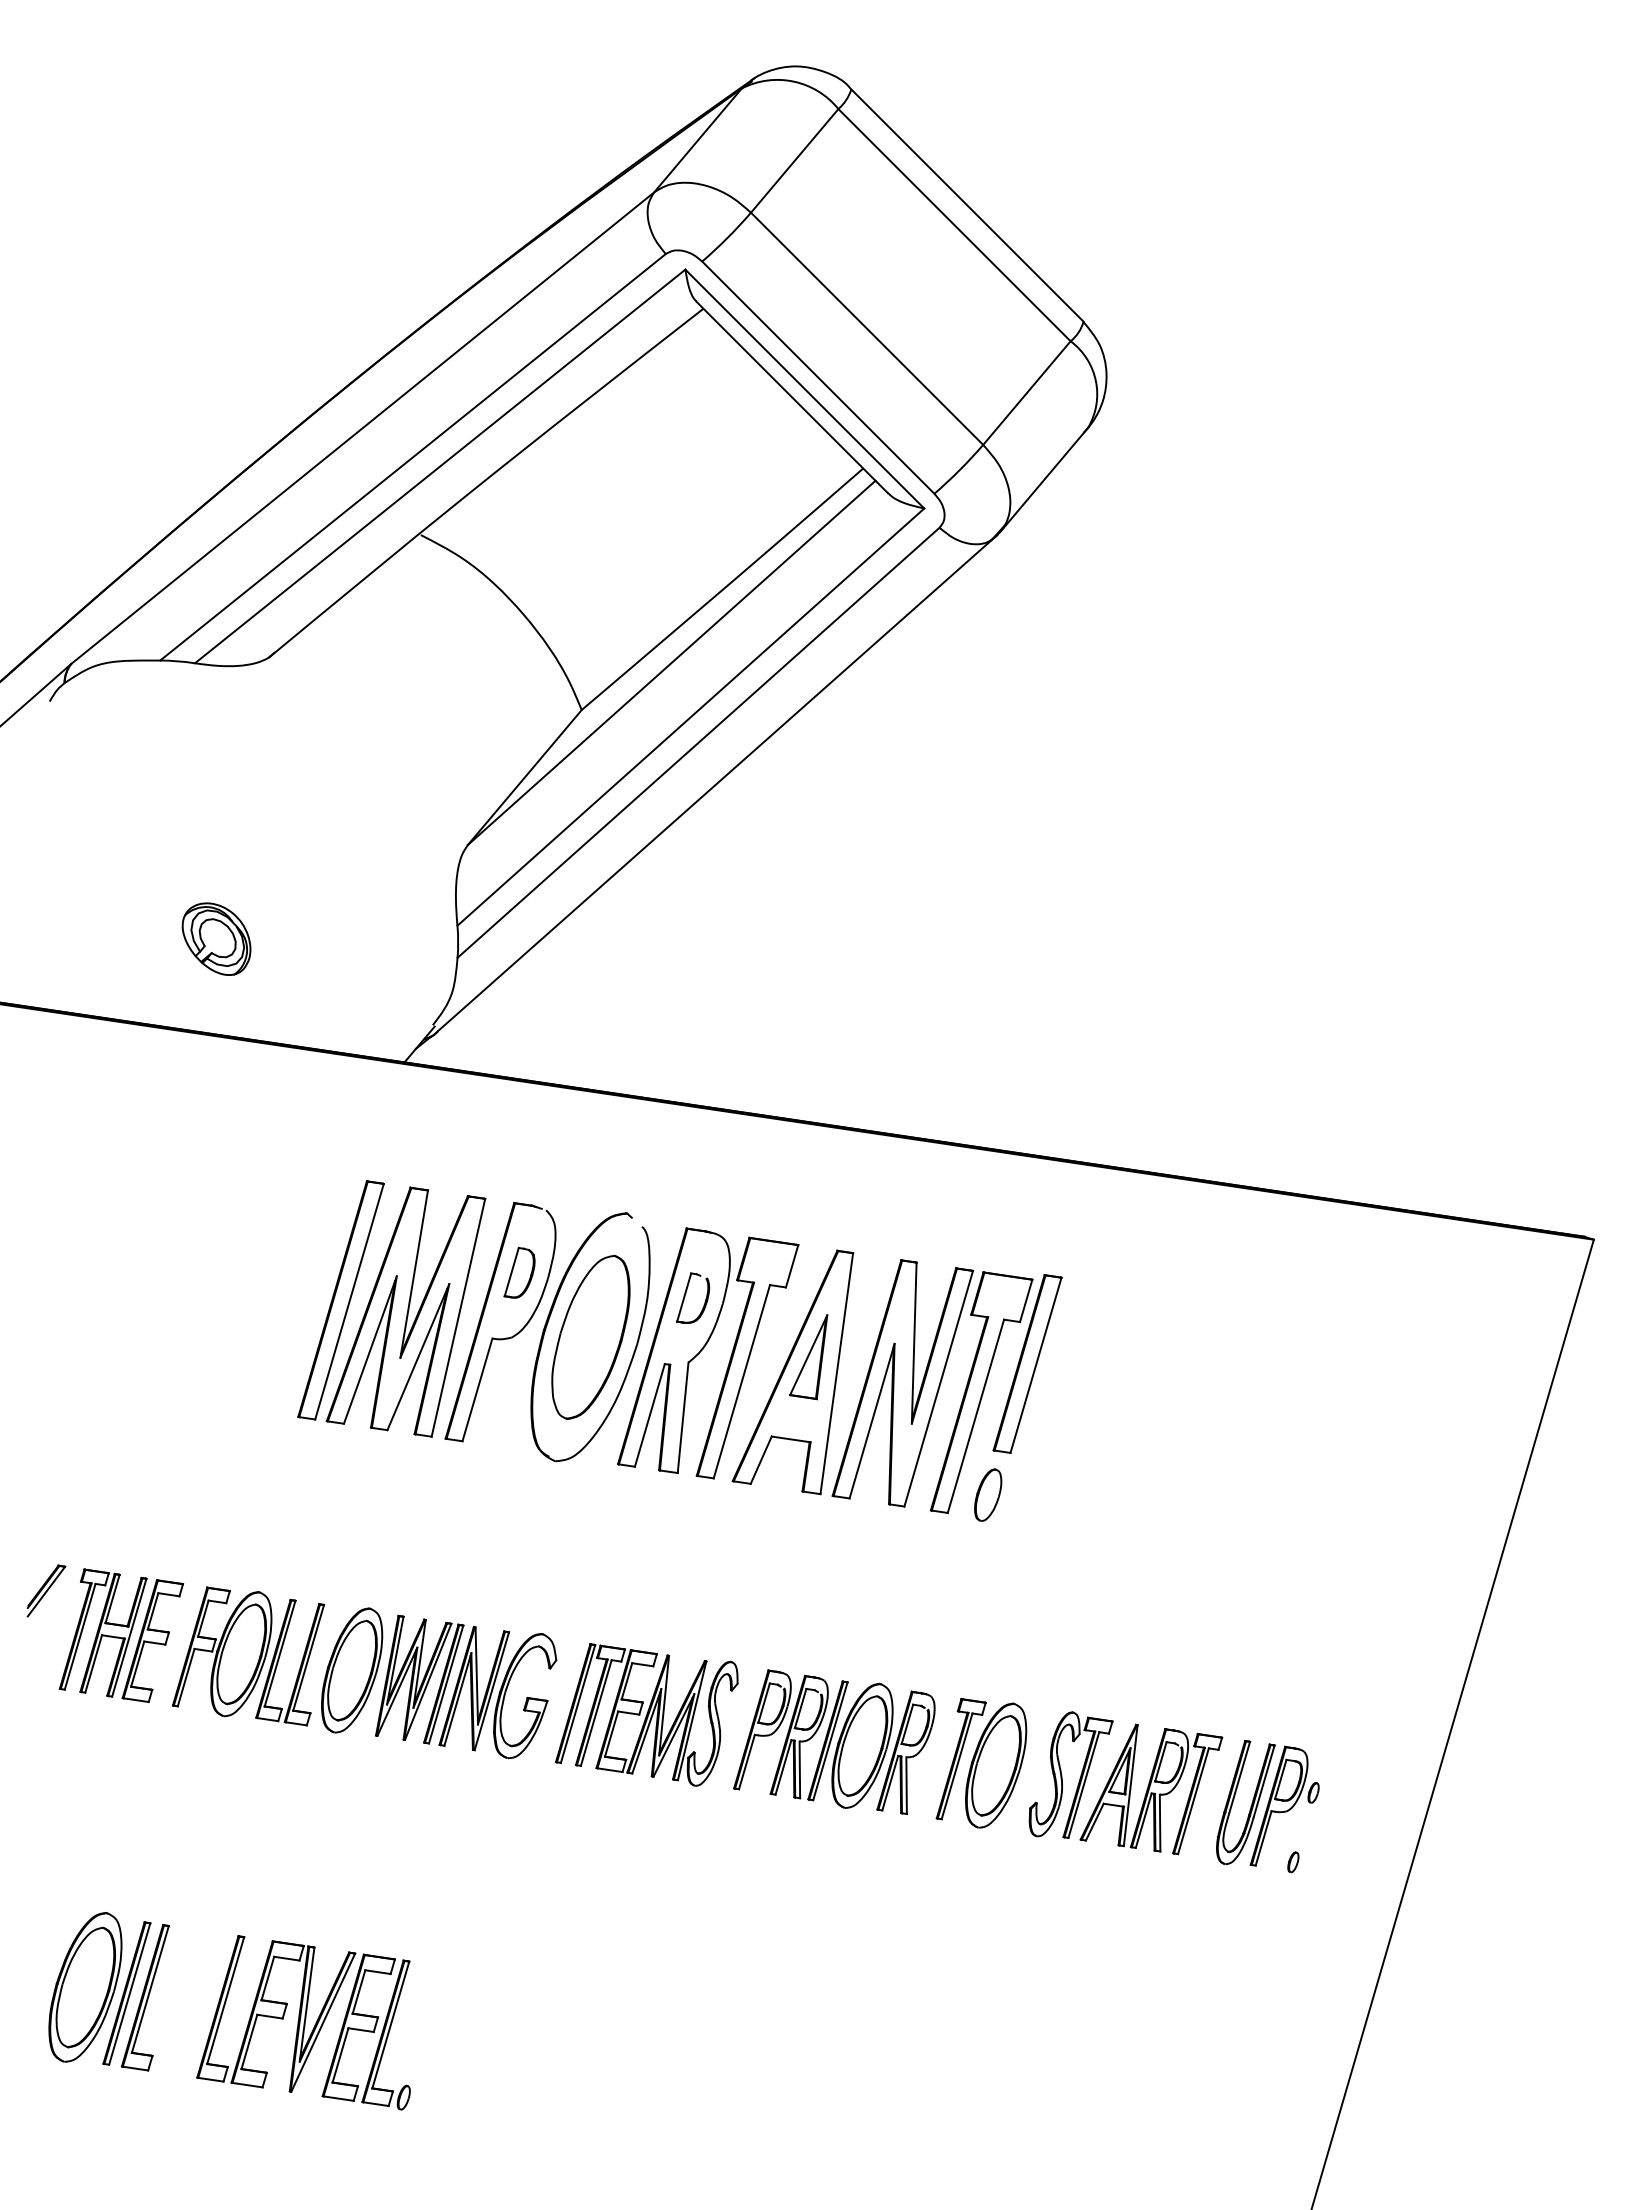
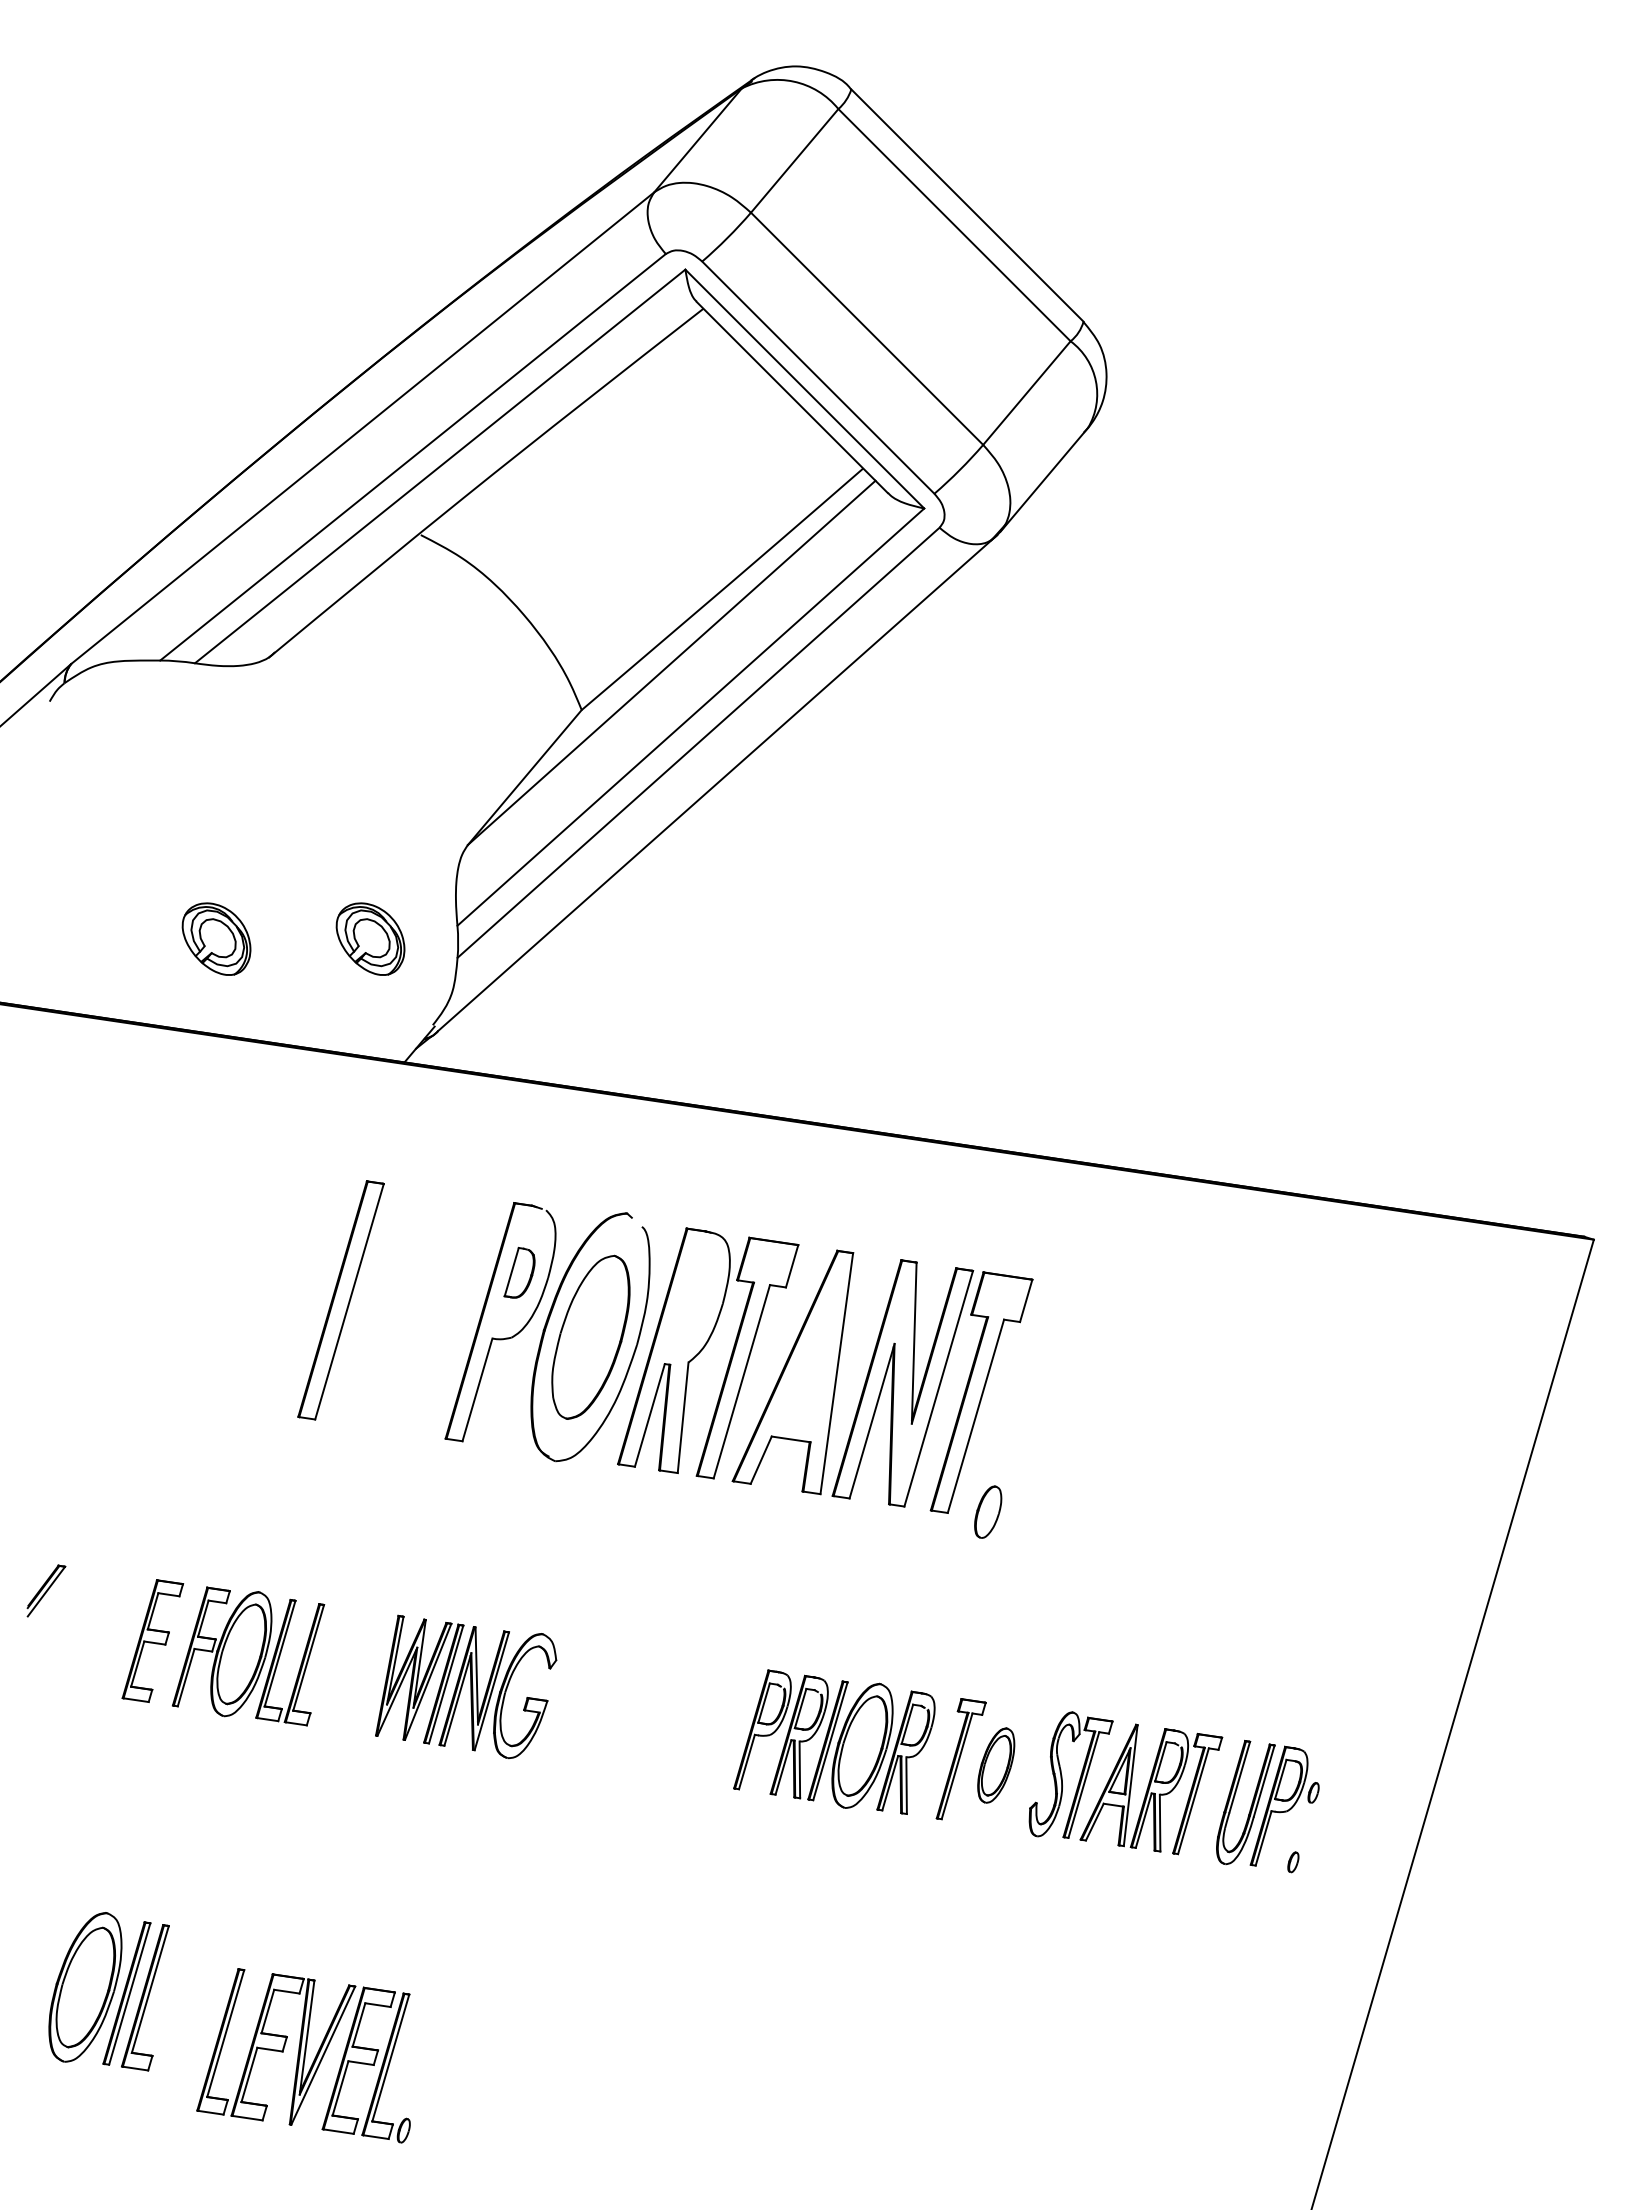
part: none -> present (370, 938)
part: present -> none (685, 1297)
part: present -> none (405, 1311)
part: present -> none (808, 1357)
part: present -> none (1027, 1363)
part position: (988, 1494) -> (988, 1511) (988, 1511)
part: present -> none (102, 1632)
part: present -> none (352, 1670)
part: present -> none (646, 1714)
part size: 63x127 px -> 39x77 px (996, 1765)
part position: (303, 2022) -> (303, 2055) (303, 2055)
